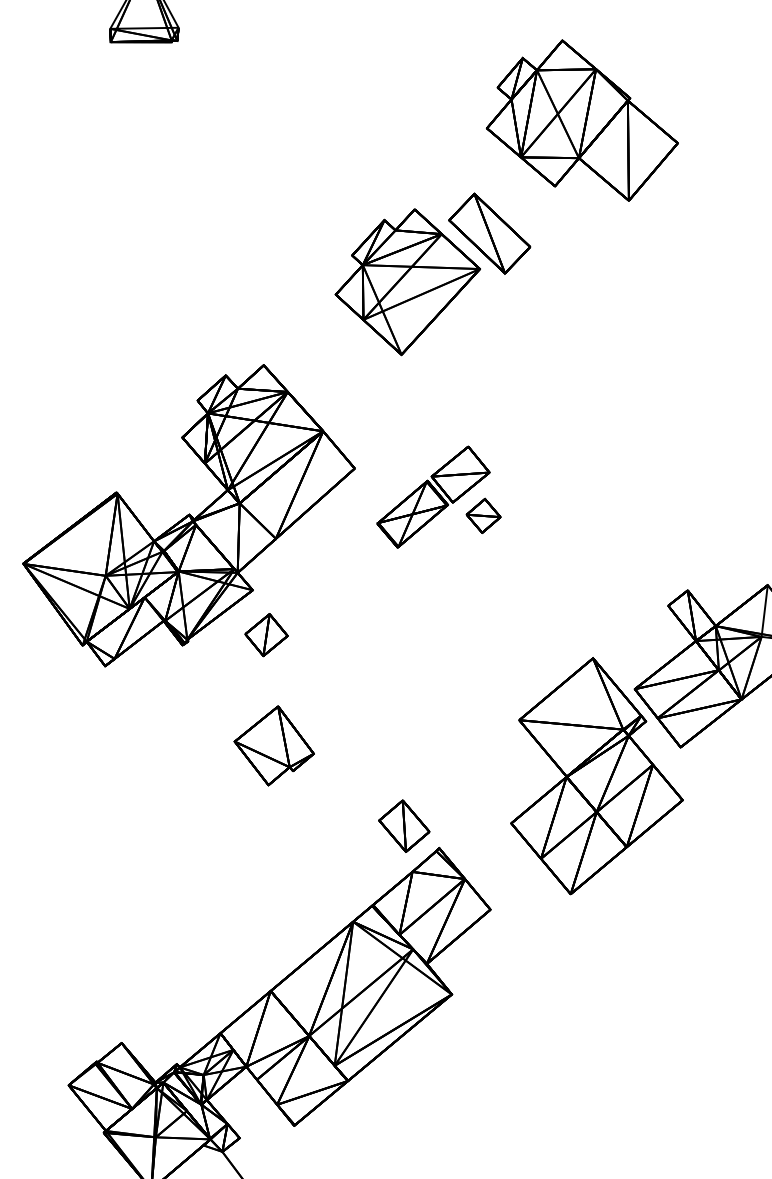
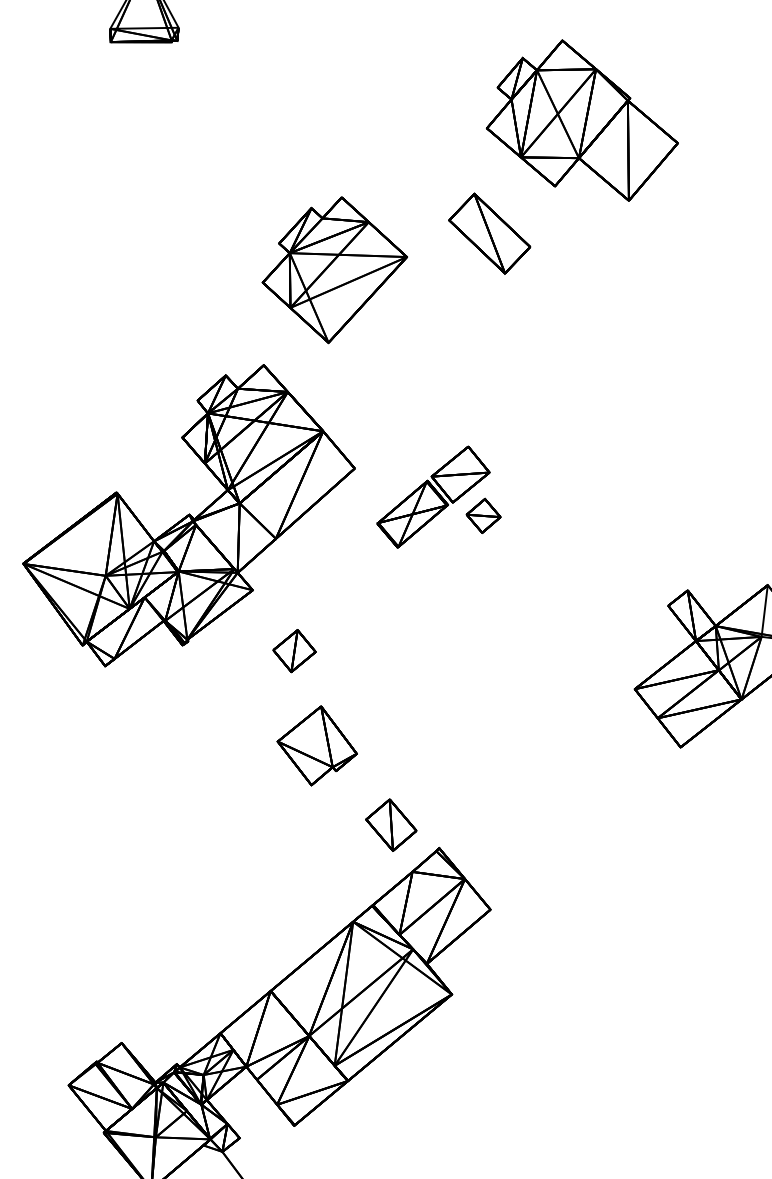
part position: (407, 282) -> (334, 270) (334, 270)
part position: (266, 635) -> (294, 651) (294, 651)
part position: (273, 745) -> (316, 745) (316, 745)
part: present -> none (596, 776)
part position: (404, 825) -> (391, 824) (391, 824)
